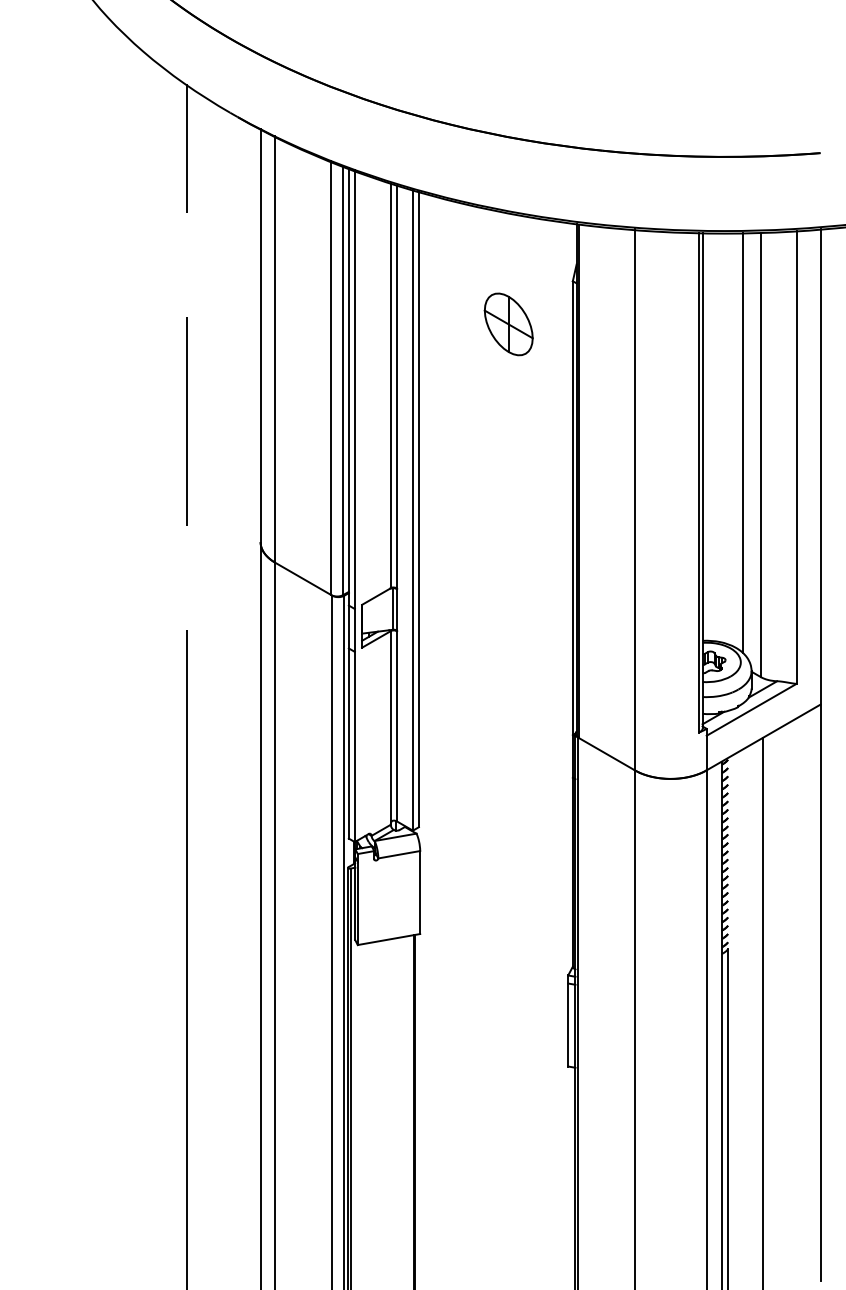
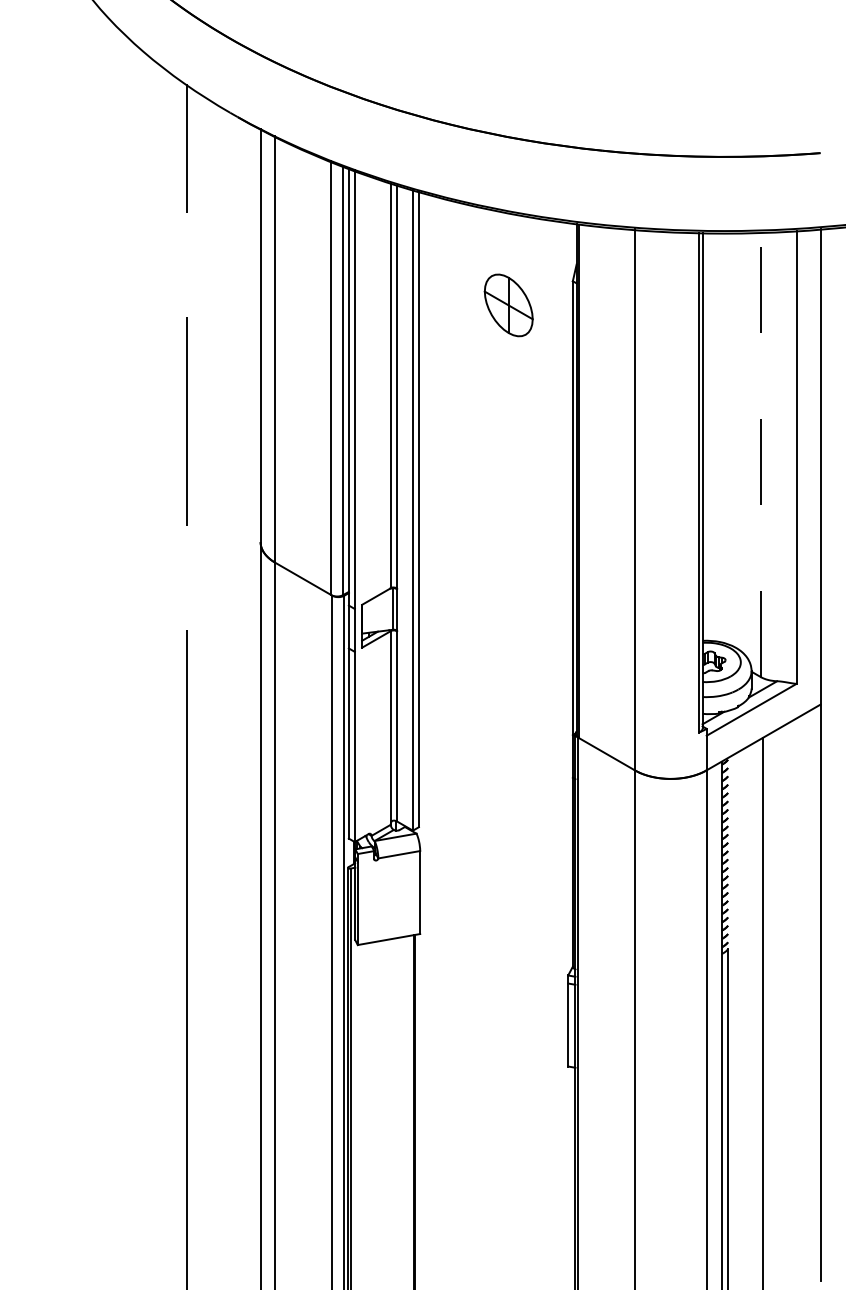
part position: (508, 324) -> (508, 305) (508, 305)
line: present -> none (742, 442)
line: solid -> dashed (760, 454)
